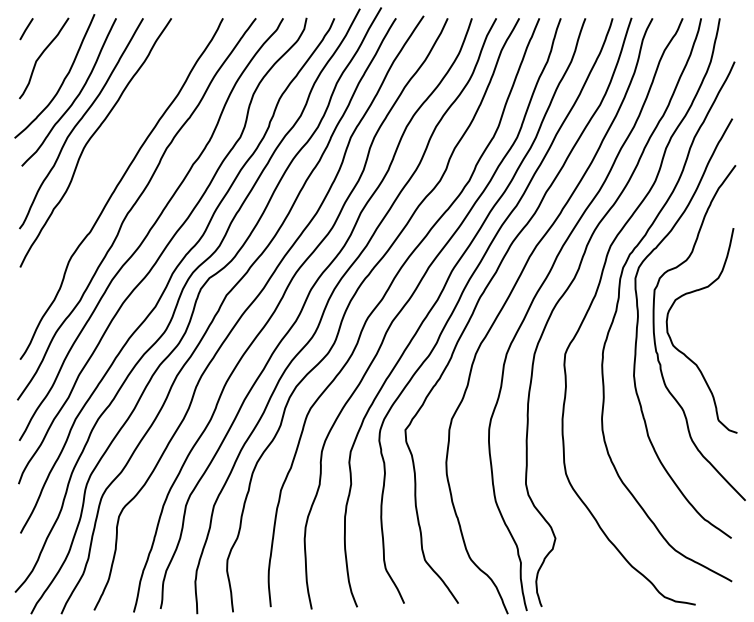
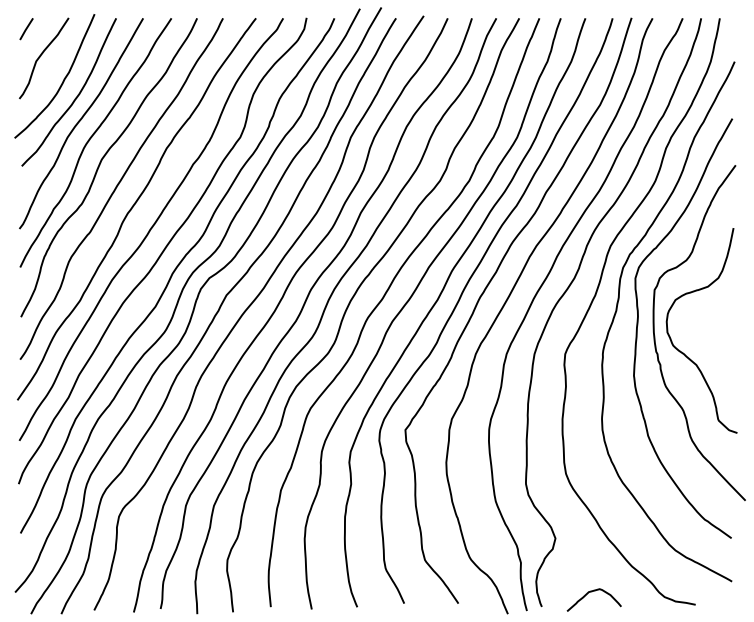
curve: none -> present (101, 163)
curve: none -> present (592, 592)
